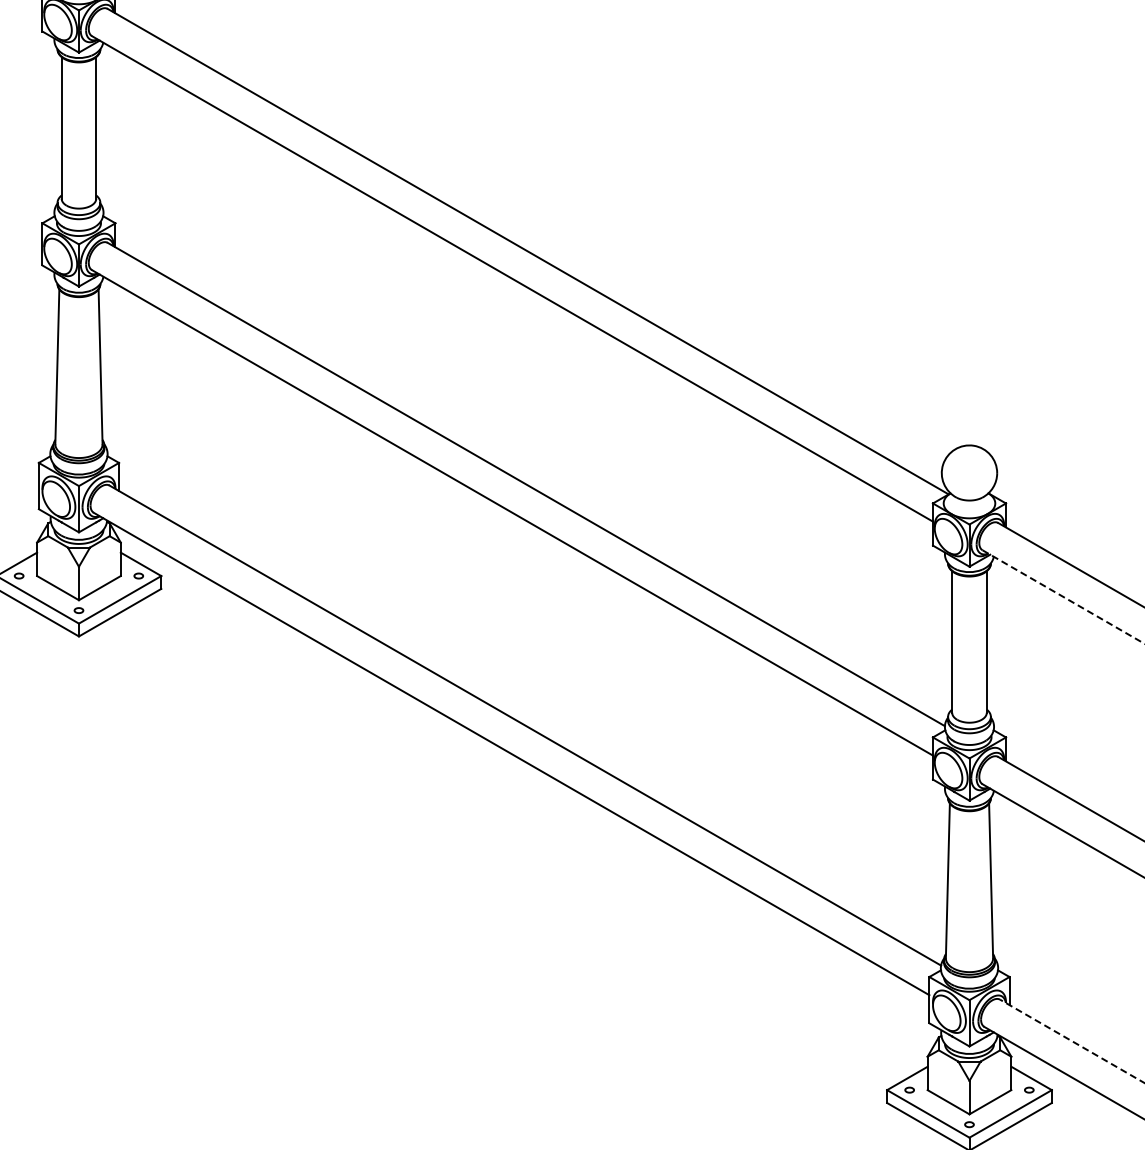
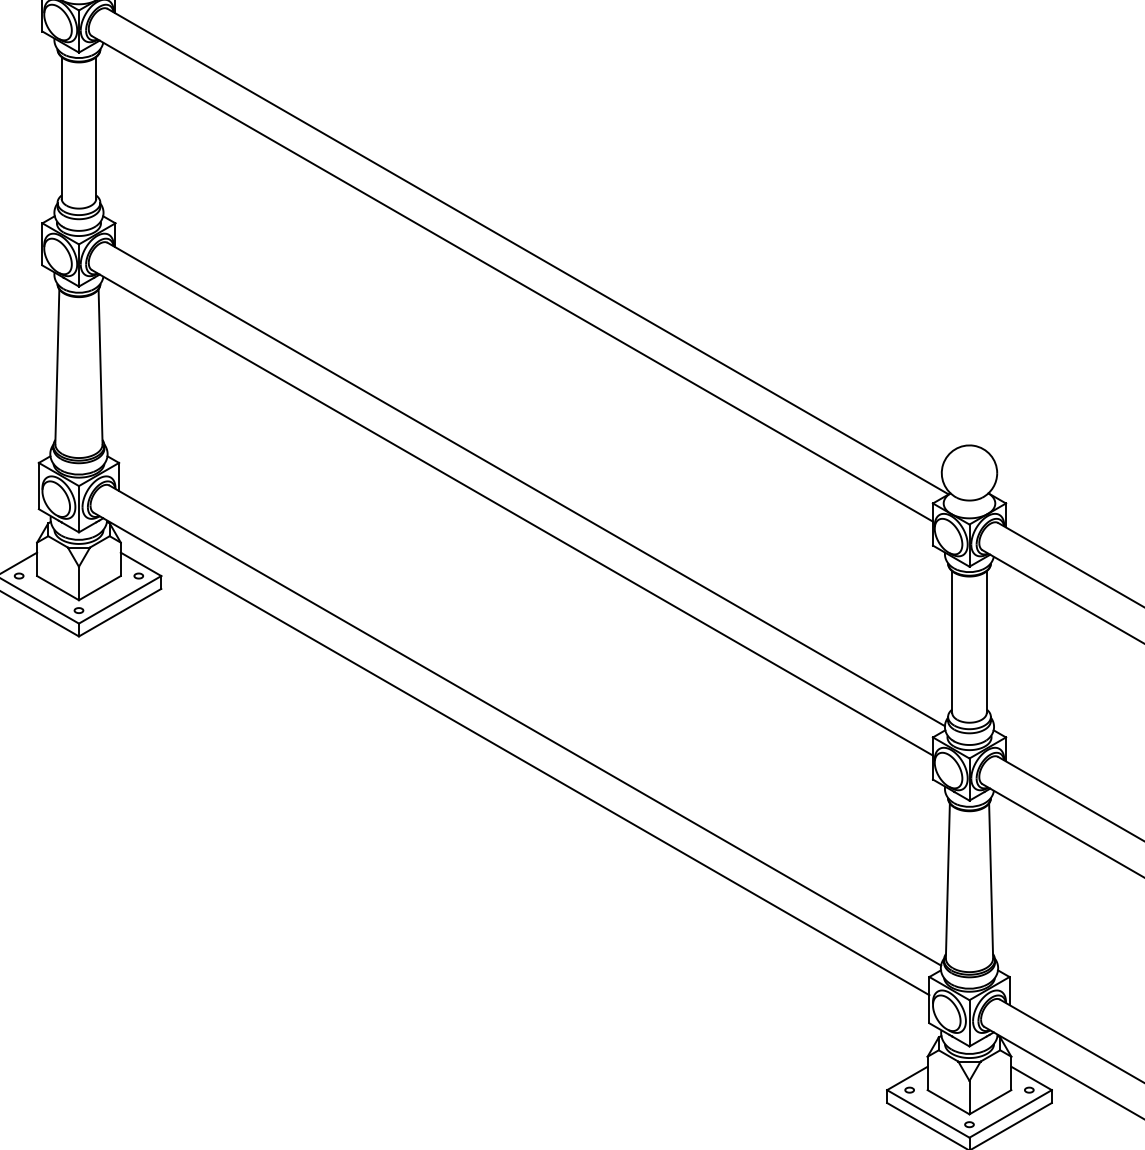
line: dashed -> solid (1063, 597)
line: dashed -> solid (1071, 1041)
